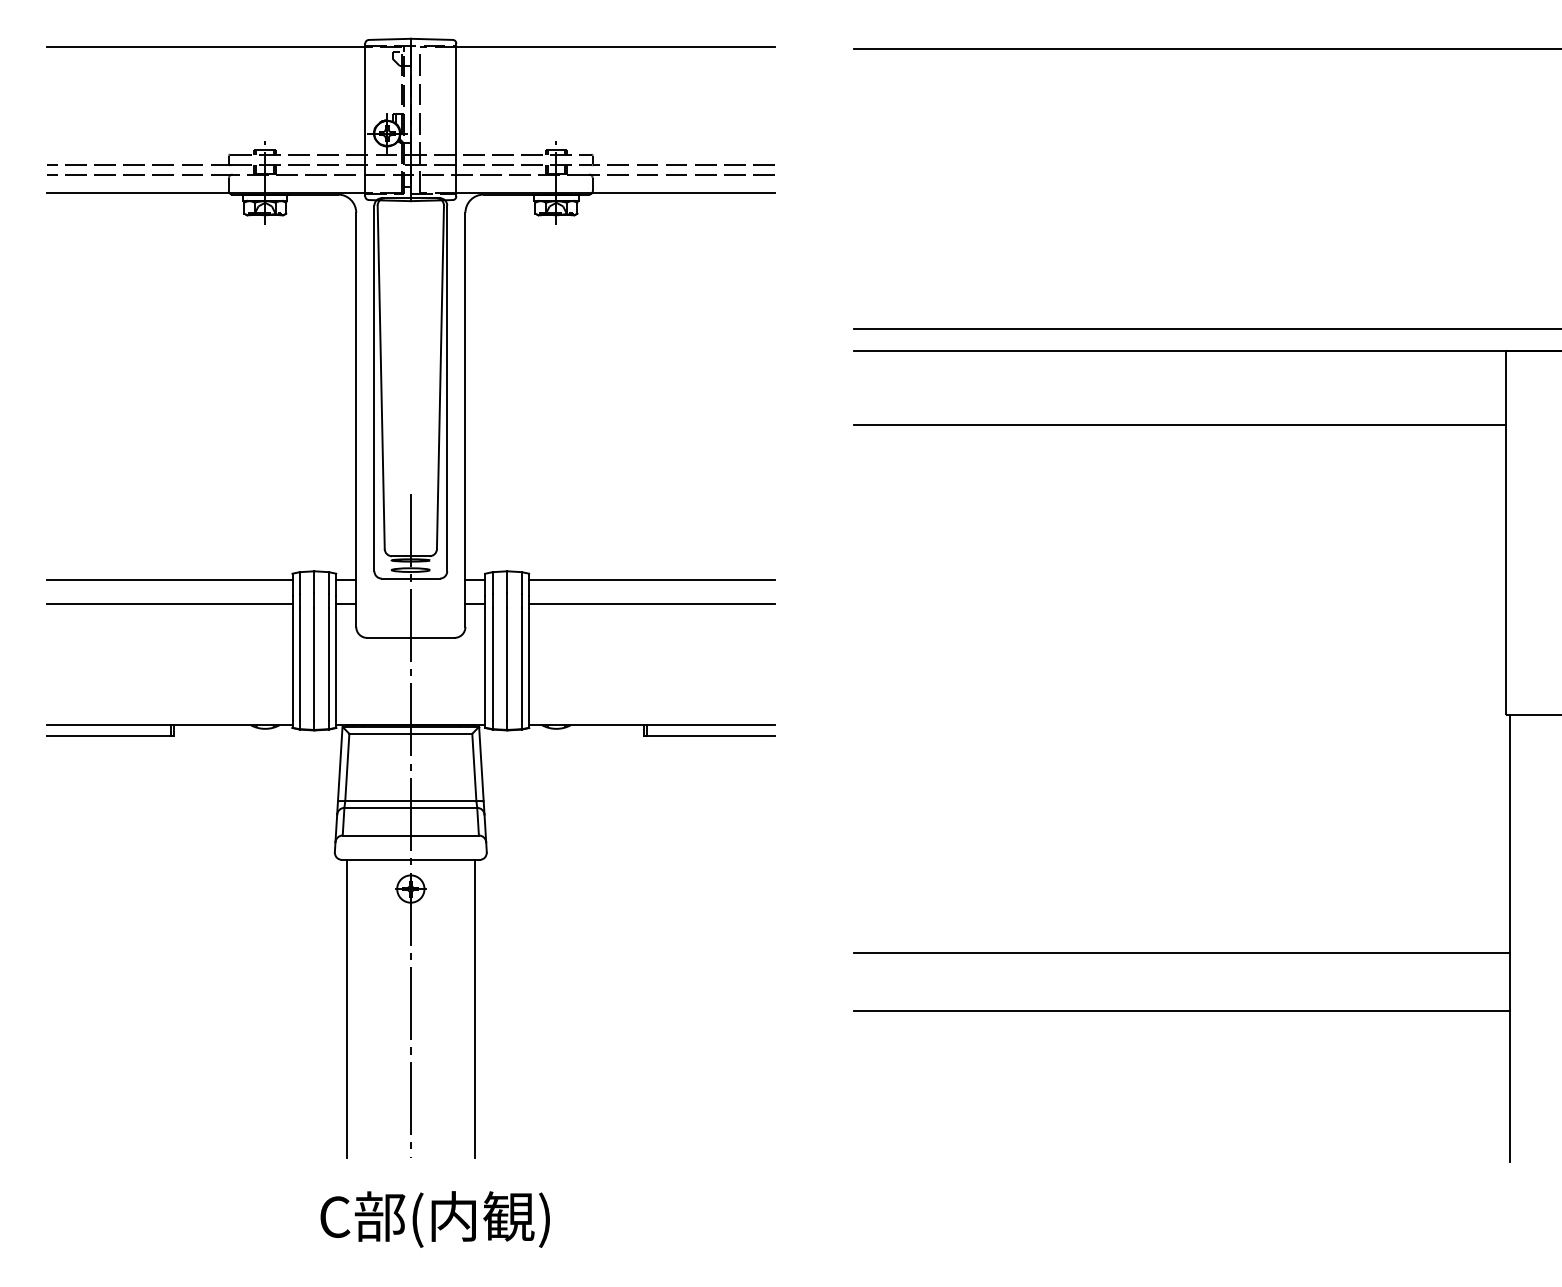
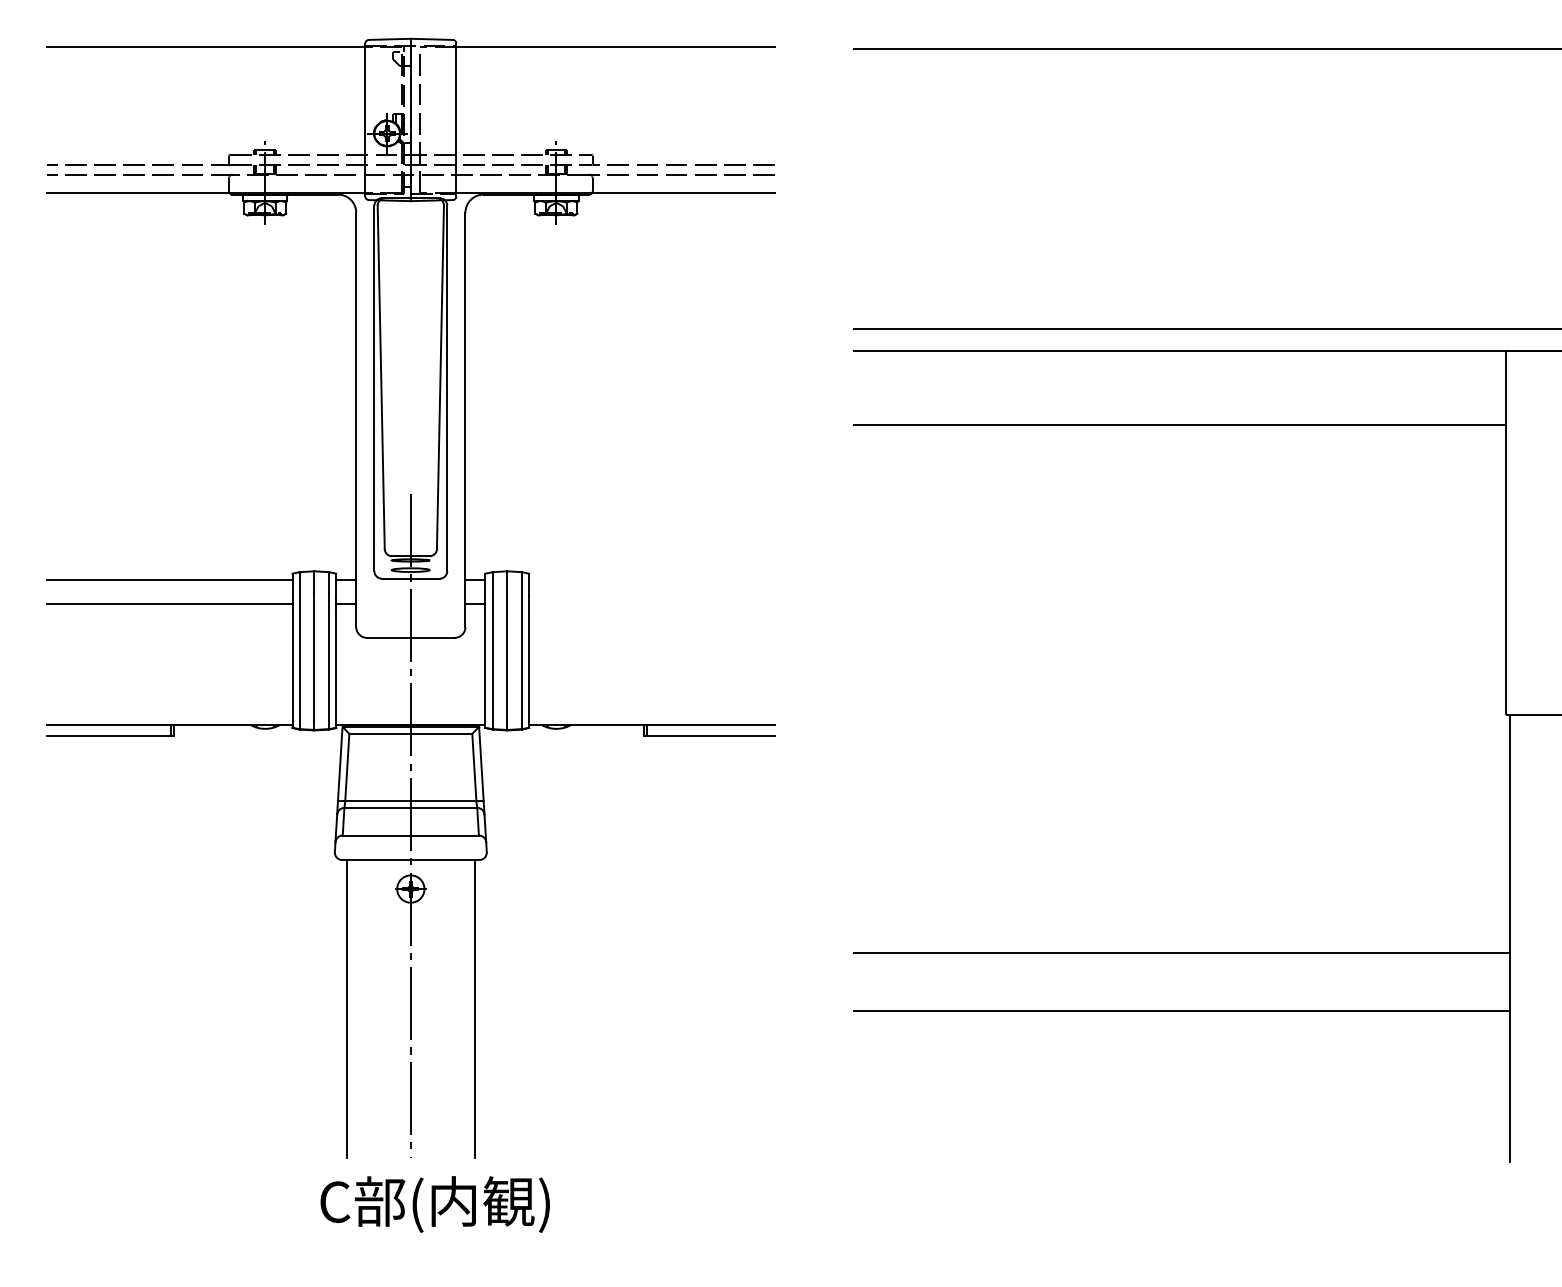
line: present -> none (651, 579)
line: present -> none (651, 603)
text position: (434, 1219) -> (434, 1204) (434, 1204)
